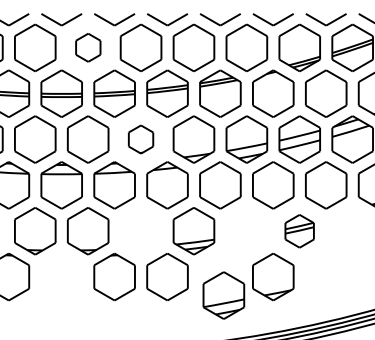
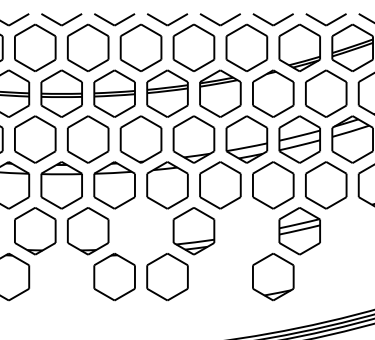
part size: 27x30 px -> 43x49 px (88, 47)
part size: 27x31 px -> 44x49 px (140, 139)
part size: 31x35 px -> 43x49 px (299, 231)
part: present -> none (223, 295)
